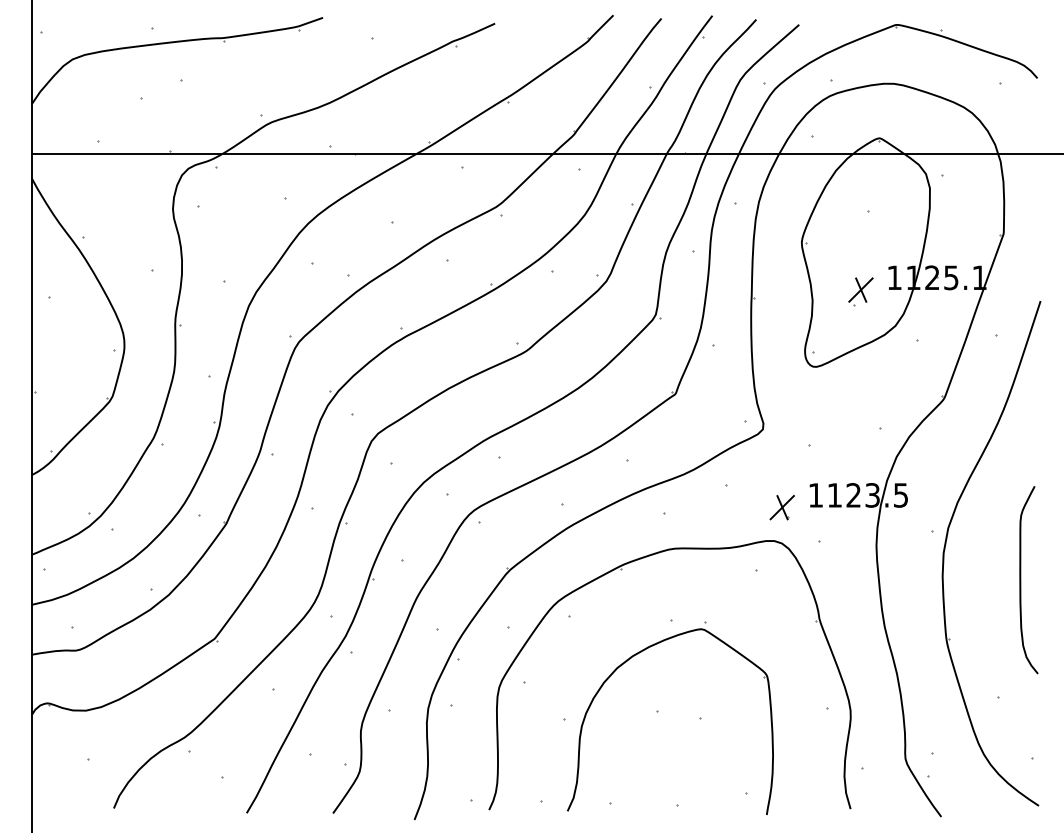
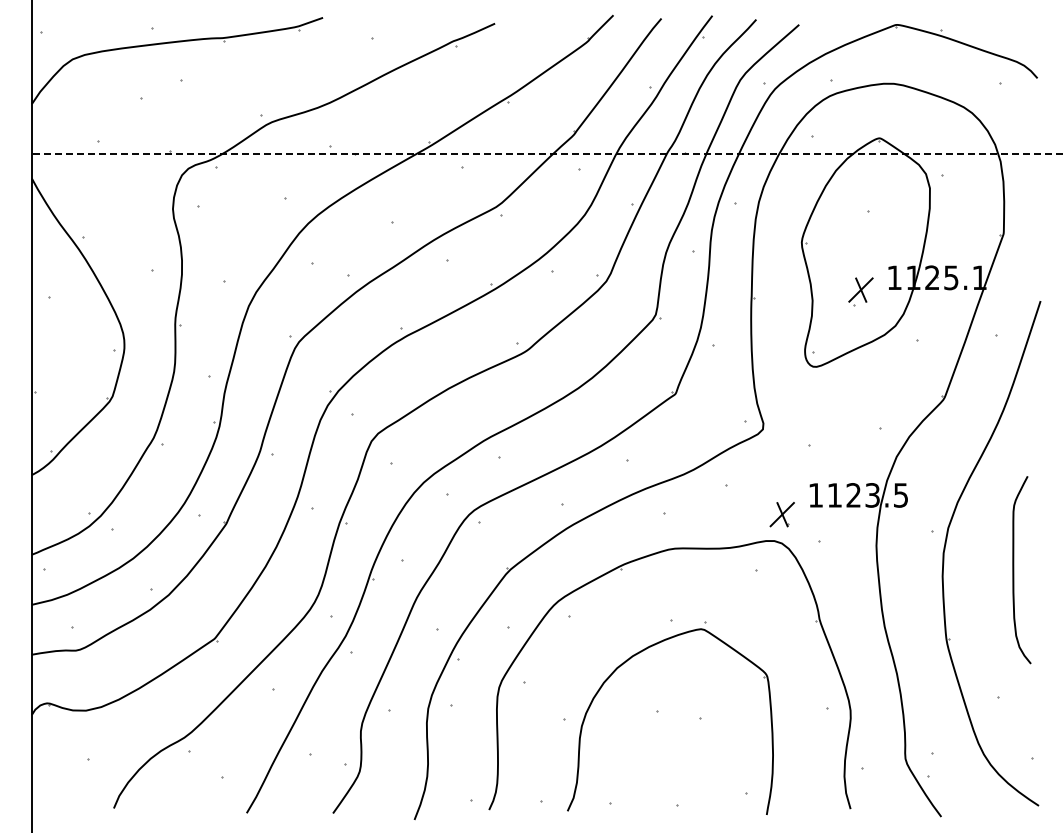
line: solid -> dashed (546, 154)
part position: (781, 507) -> (781, 514) (781, 514)
curve position: (1021, 580) -> (1014, 570) (1014, 570)
